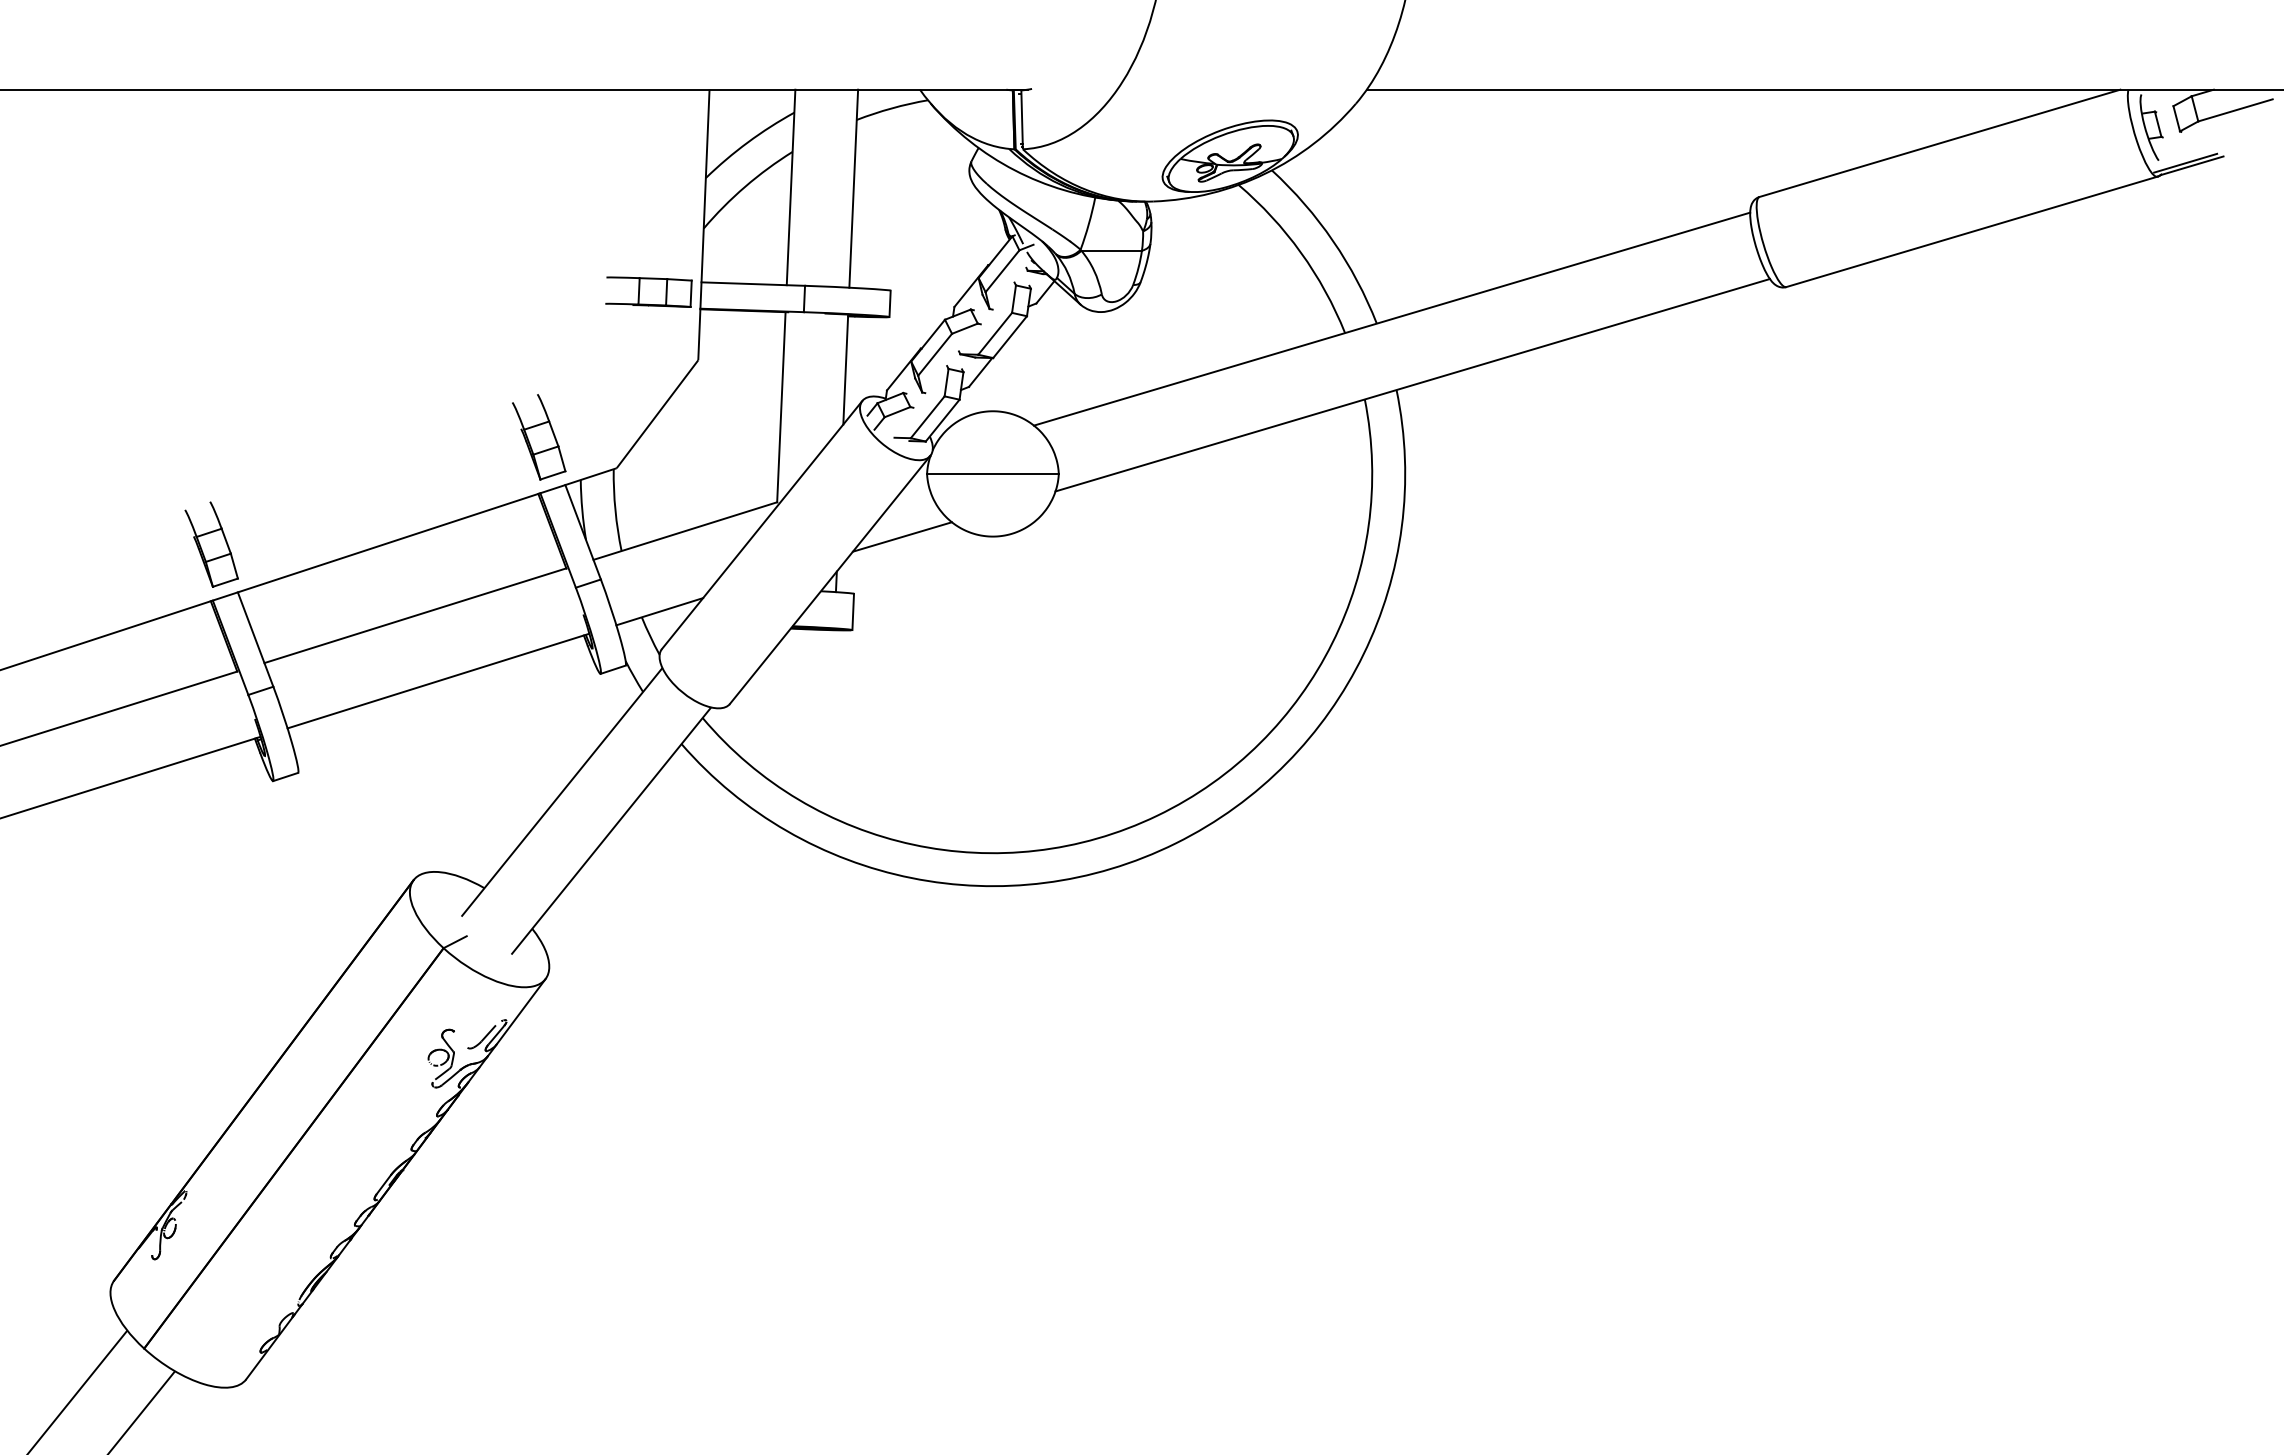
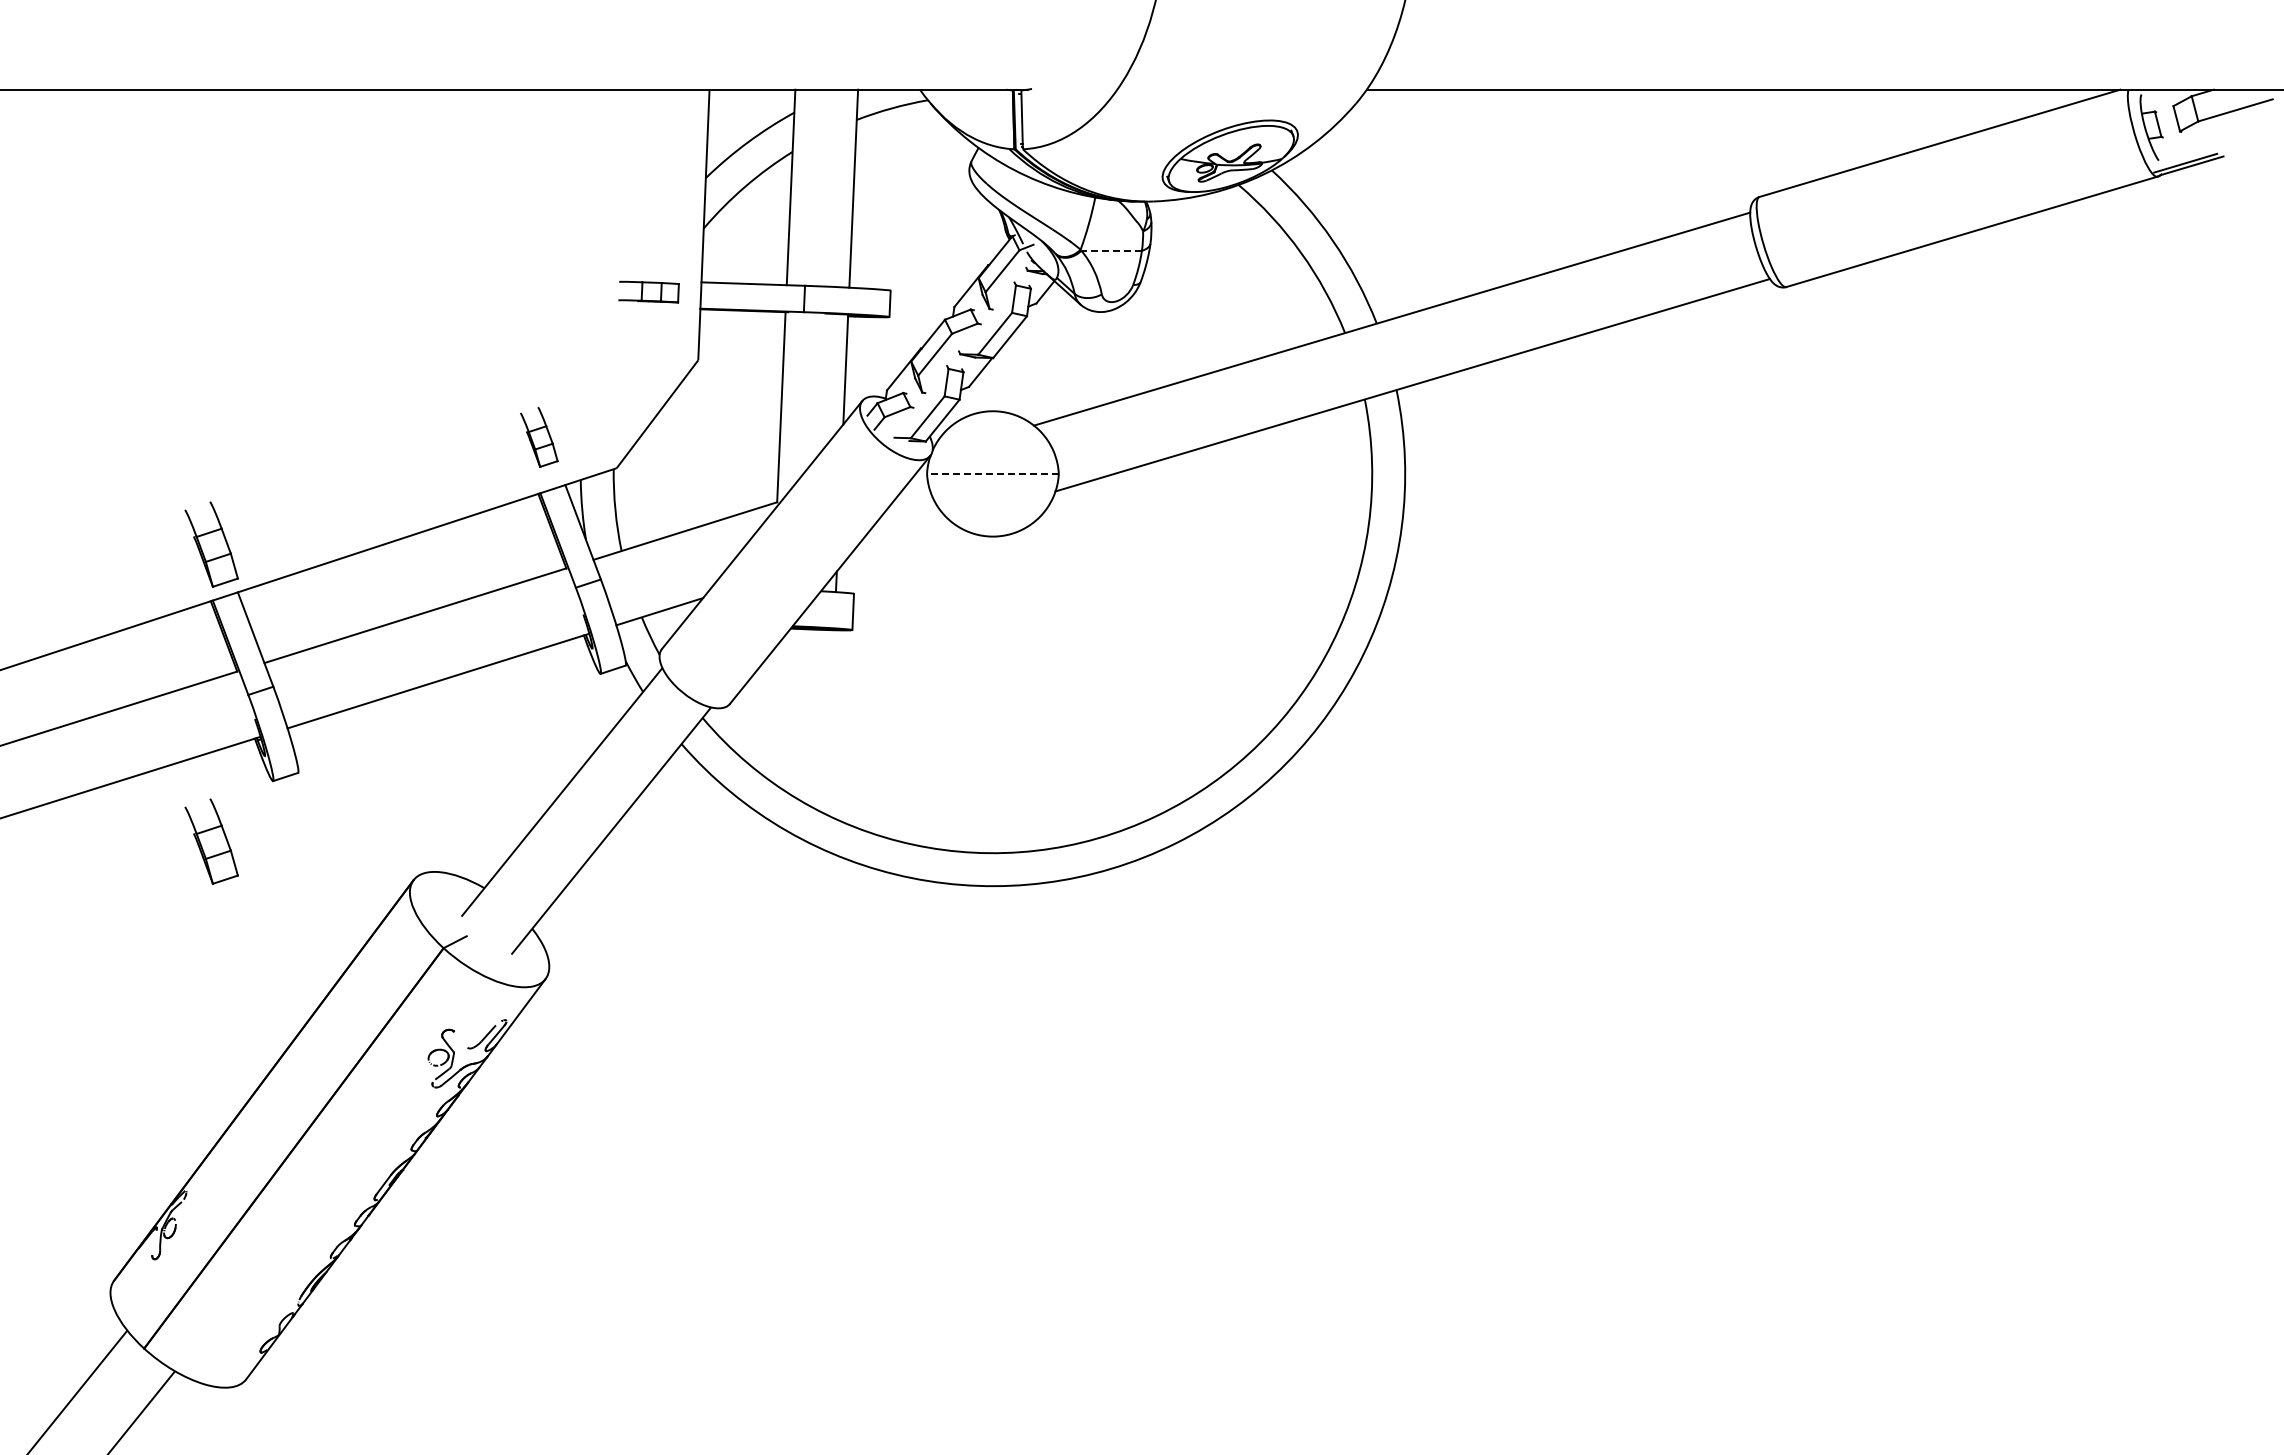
line: solid -> dashed (1111, 250)
part size: 88x32 px -> 62x24 px (648, 291)
part size: 55x87 px -> 39x61 px (539, 437)
line: solid -> dashed (992, 473)
line: present -> none (901, 536)
part: none -> present (211, 841)
